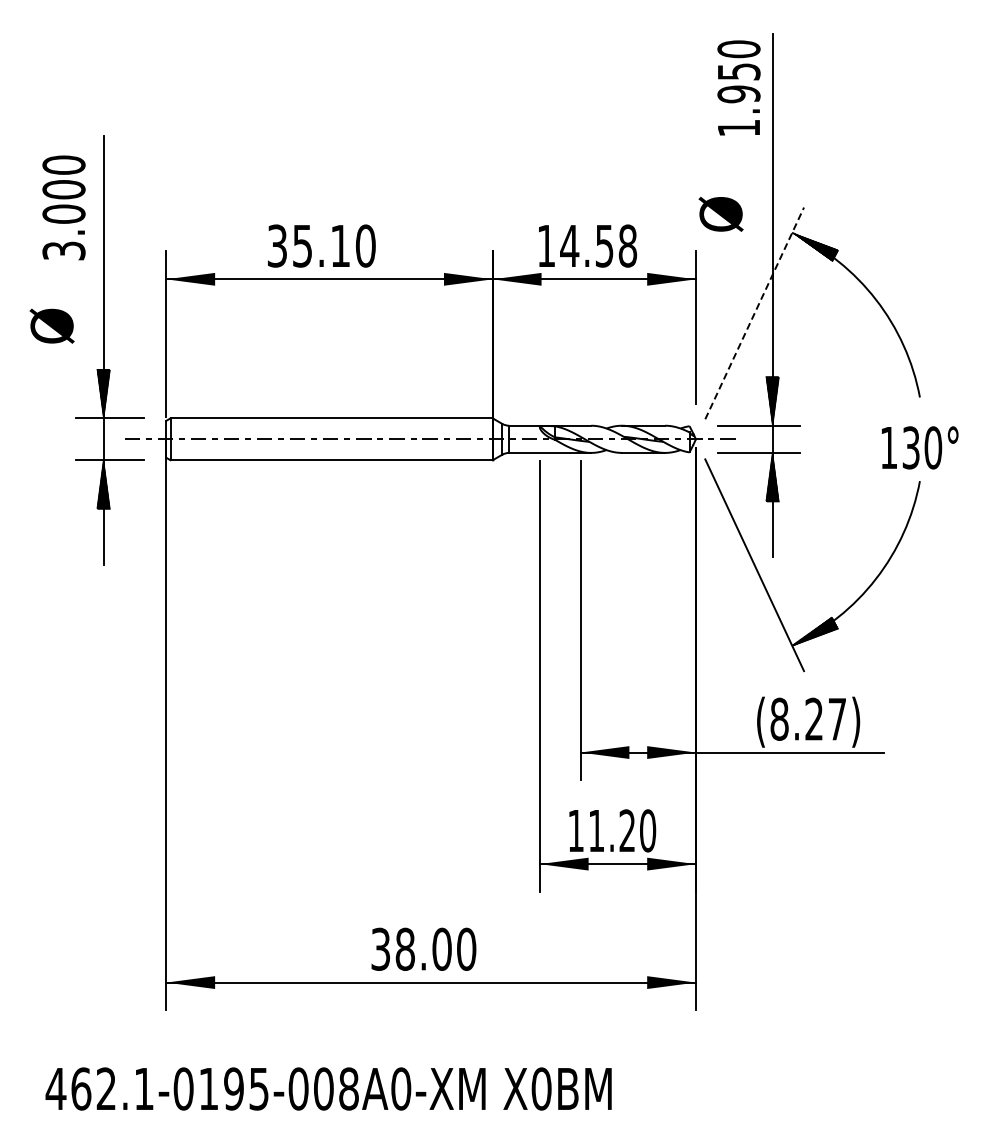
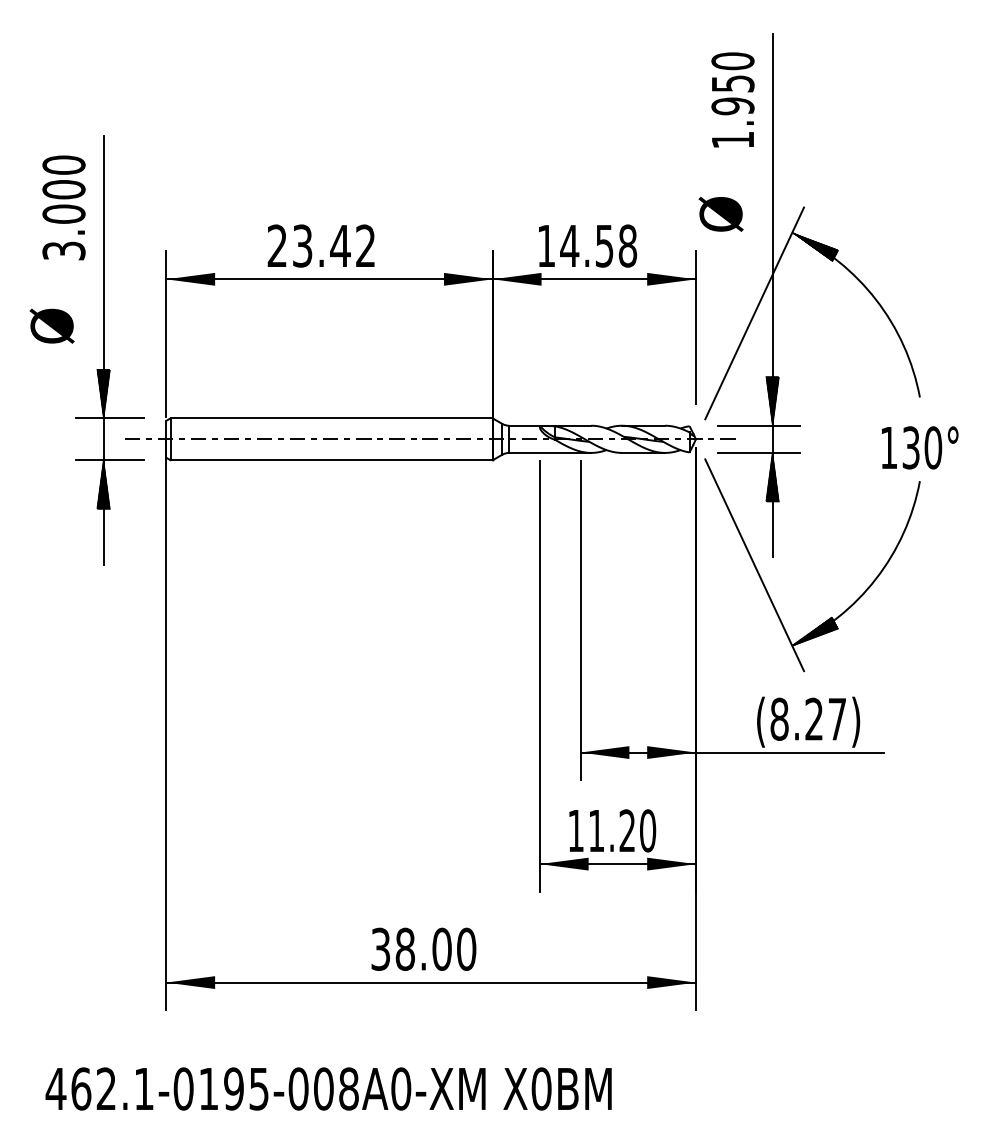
text position: (738, 87) -> (732, 99) (732, 99)
text: 35.10 -> 23.42 (321, 245)
line: dashed -> solid (754, 313)
